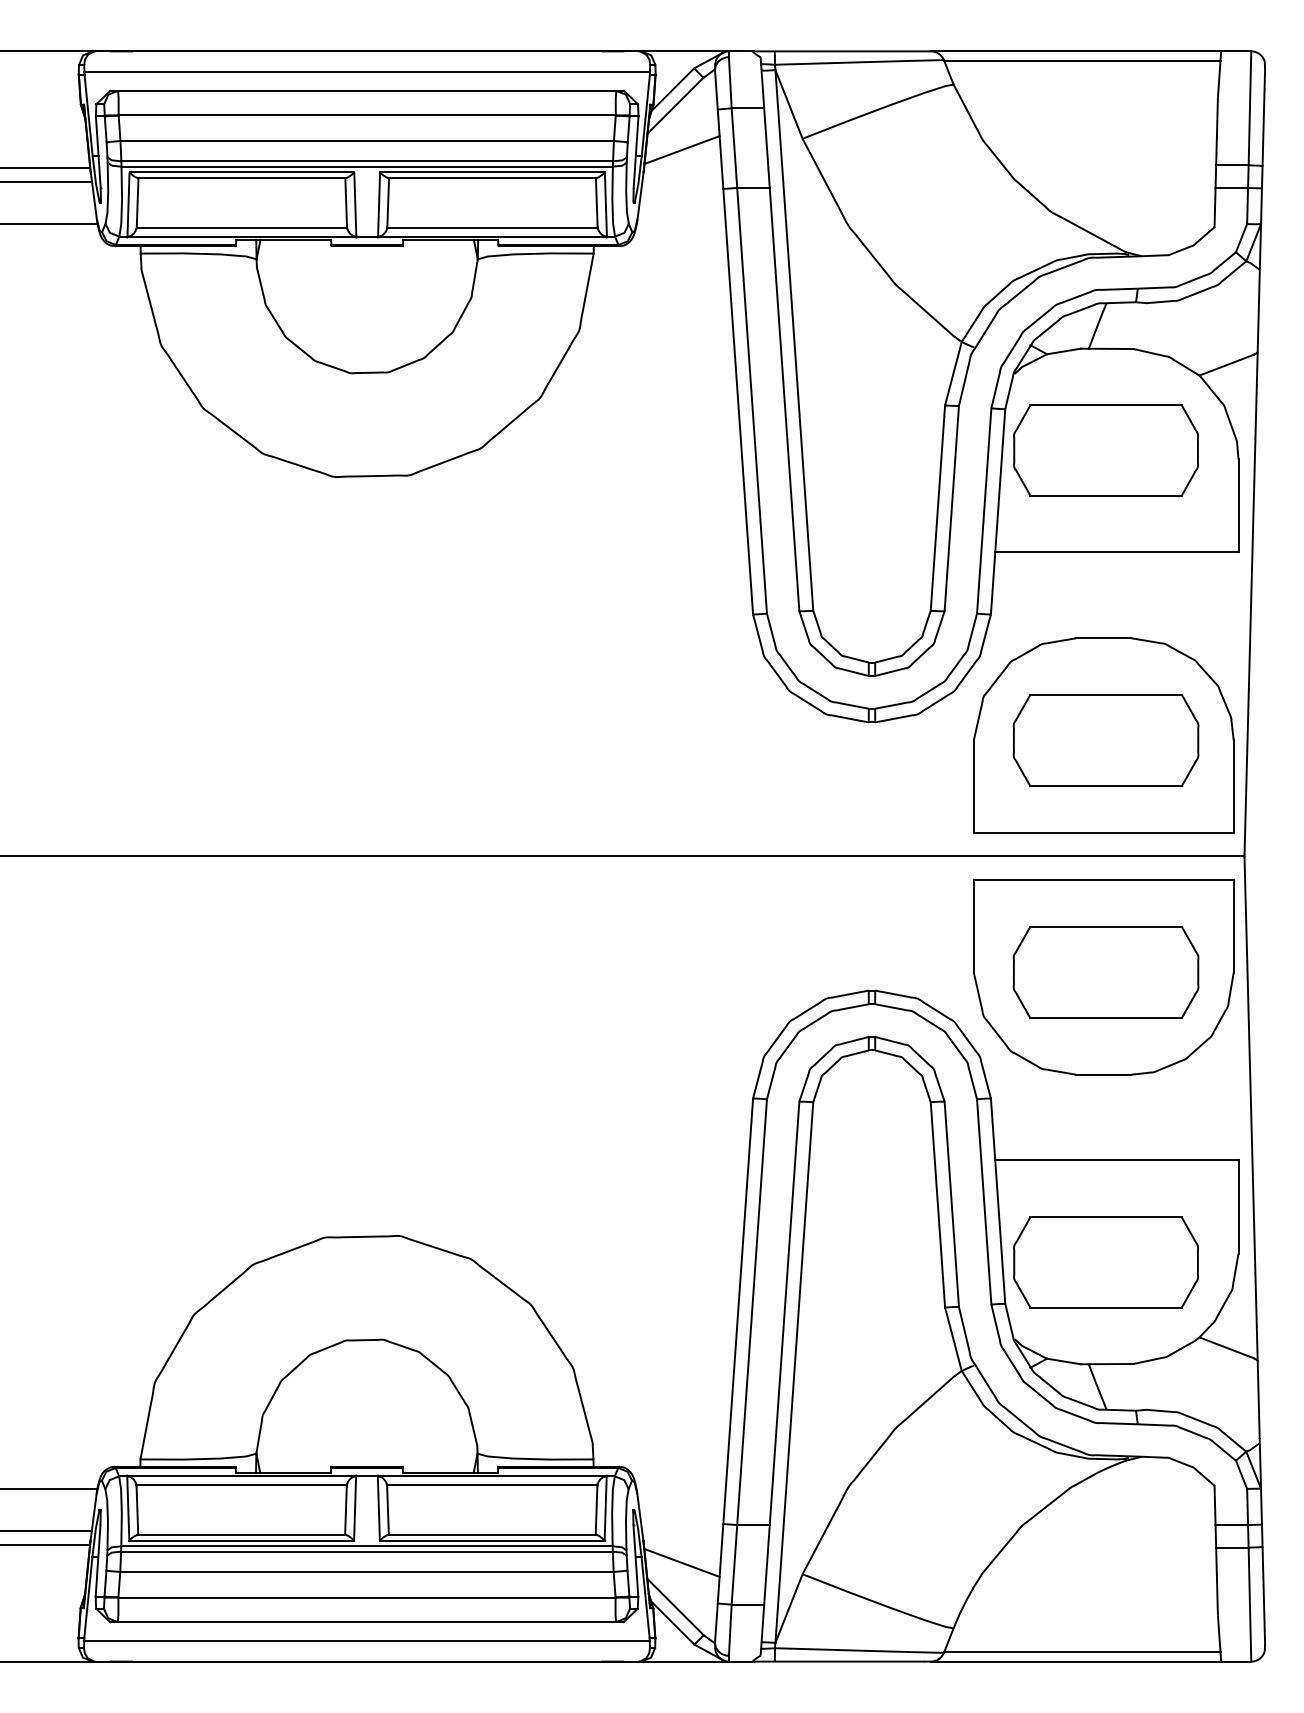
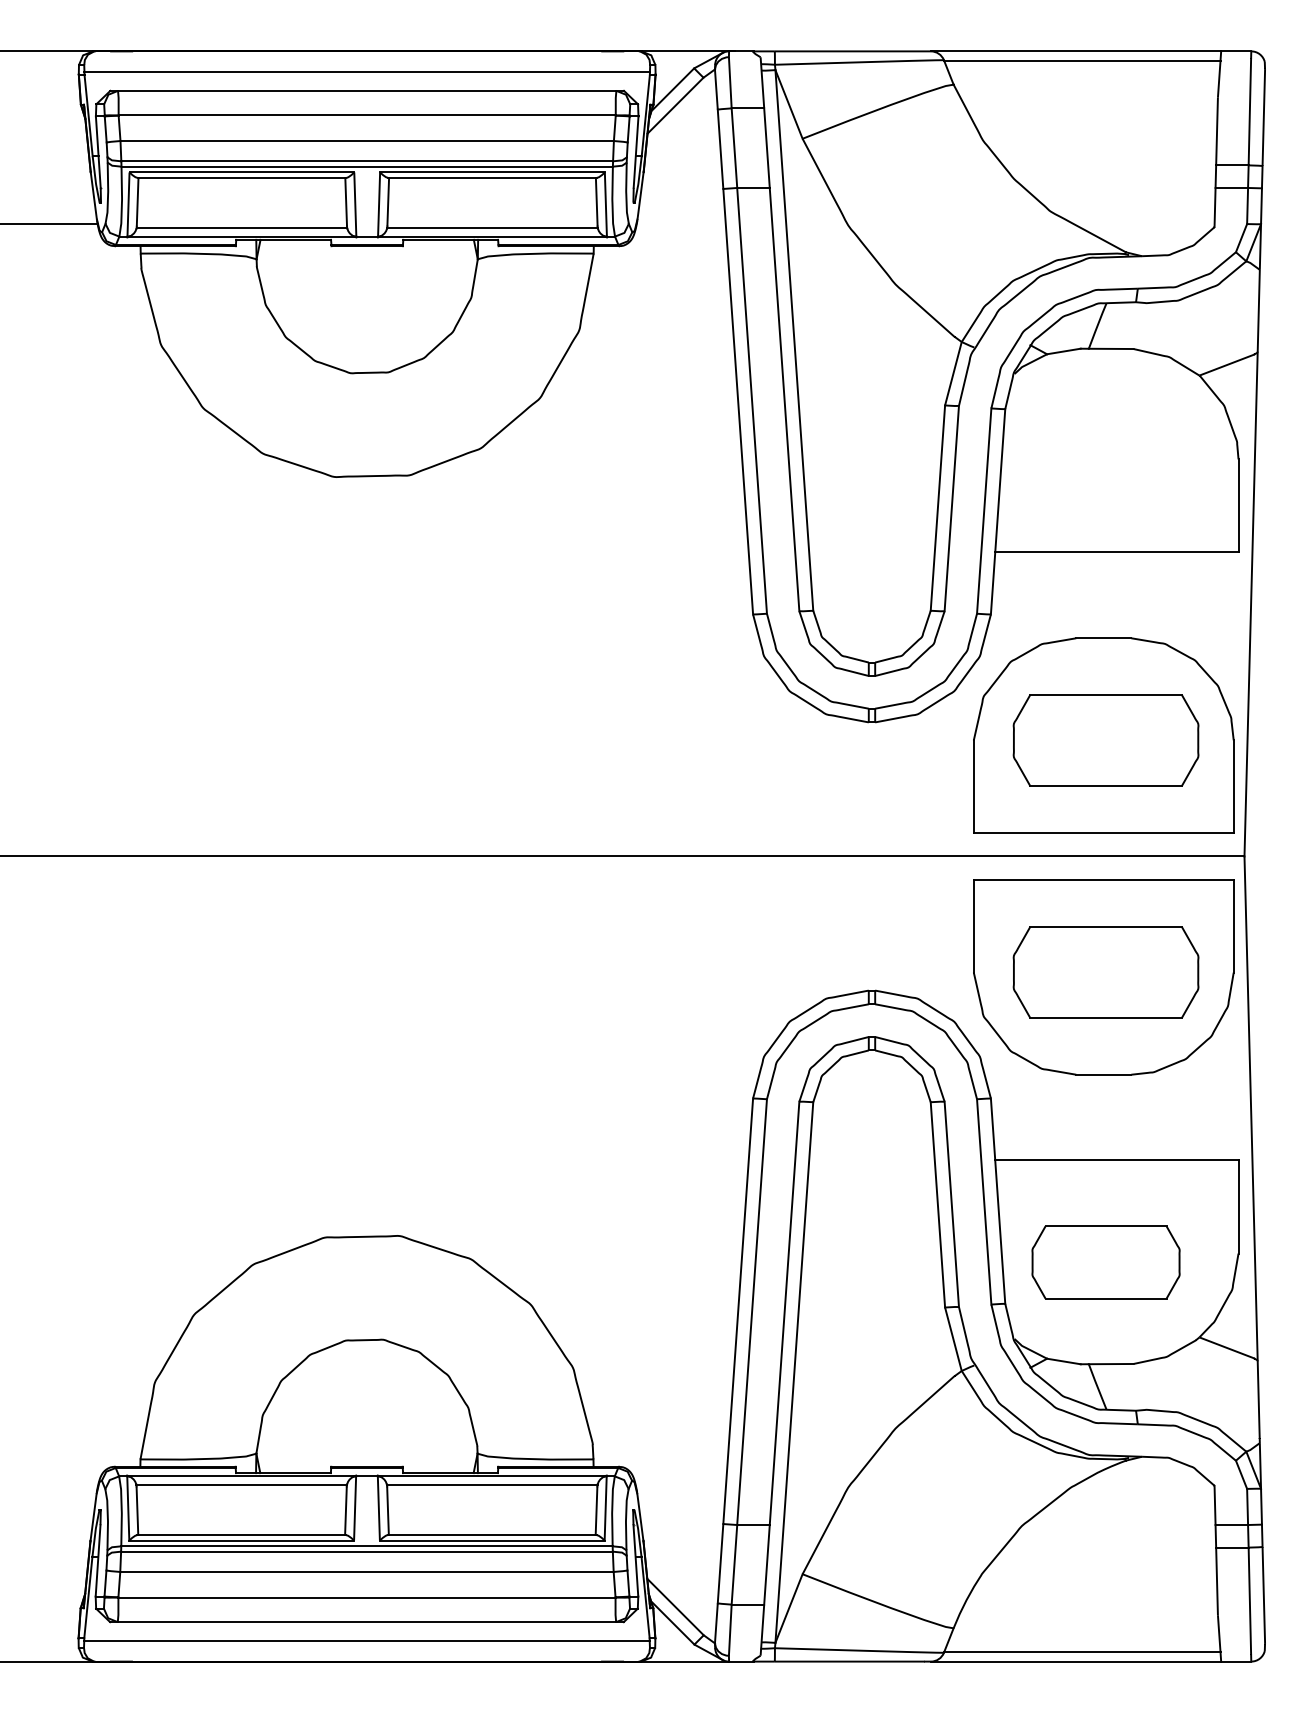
line: present -> none (681, 150)
line: present -> none (46, 168)
line: present -> none (46, 181)
part: present -> none (1105, 450)
part size: 186x93 px -> 150x75 px (1105, 1262)
line: present -> none (49, 1489)
line: present -> none (46, 1531)
line: present -> none (46, 1544)
line: present -> none (681, 1562)
